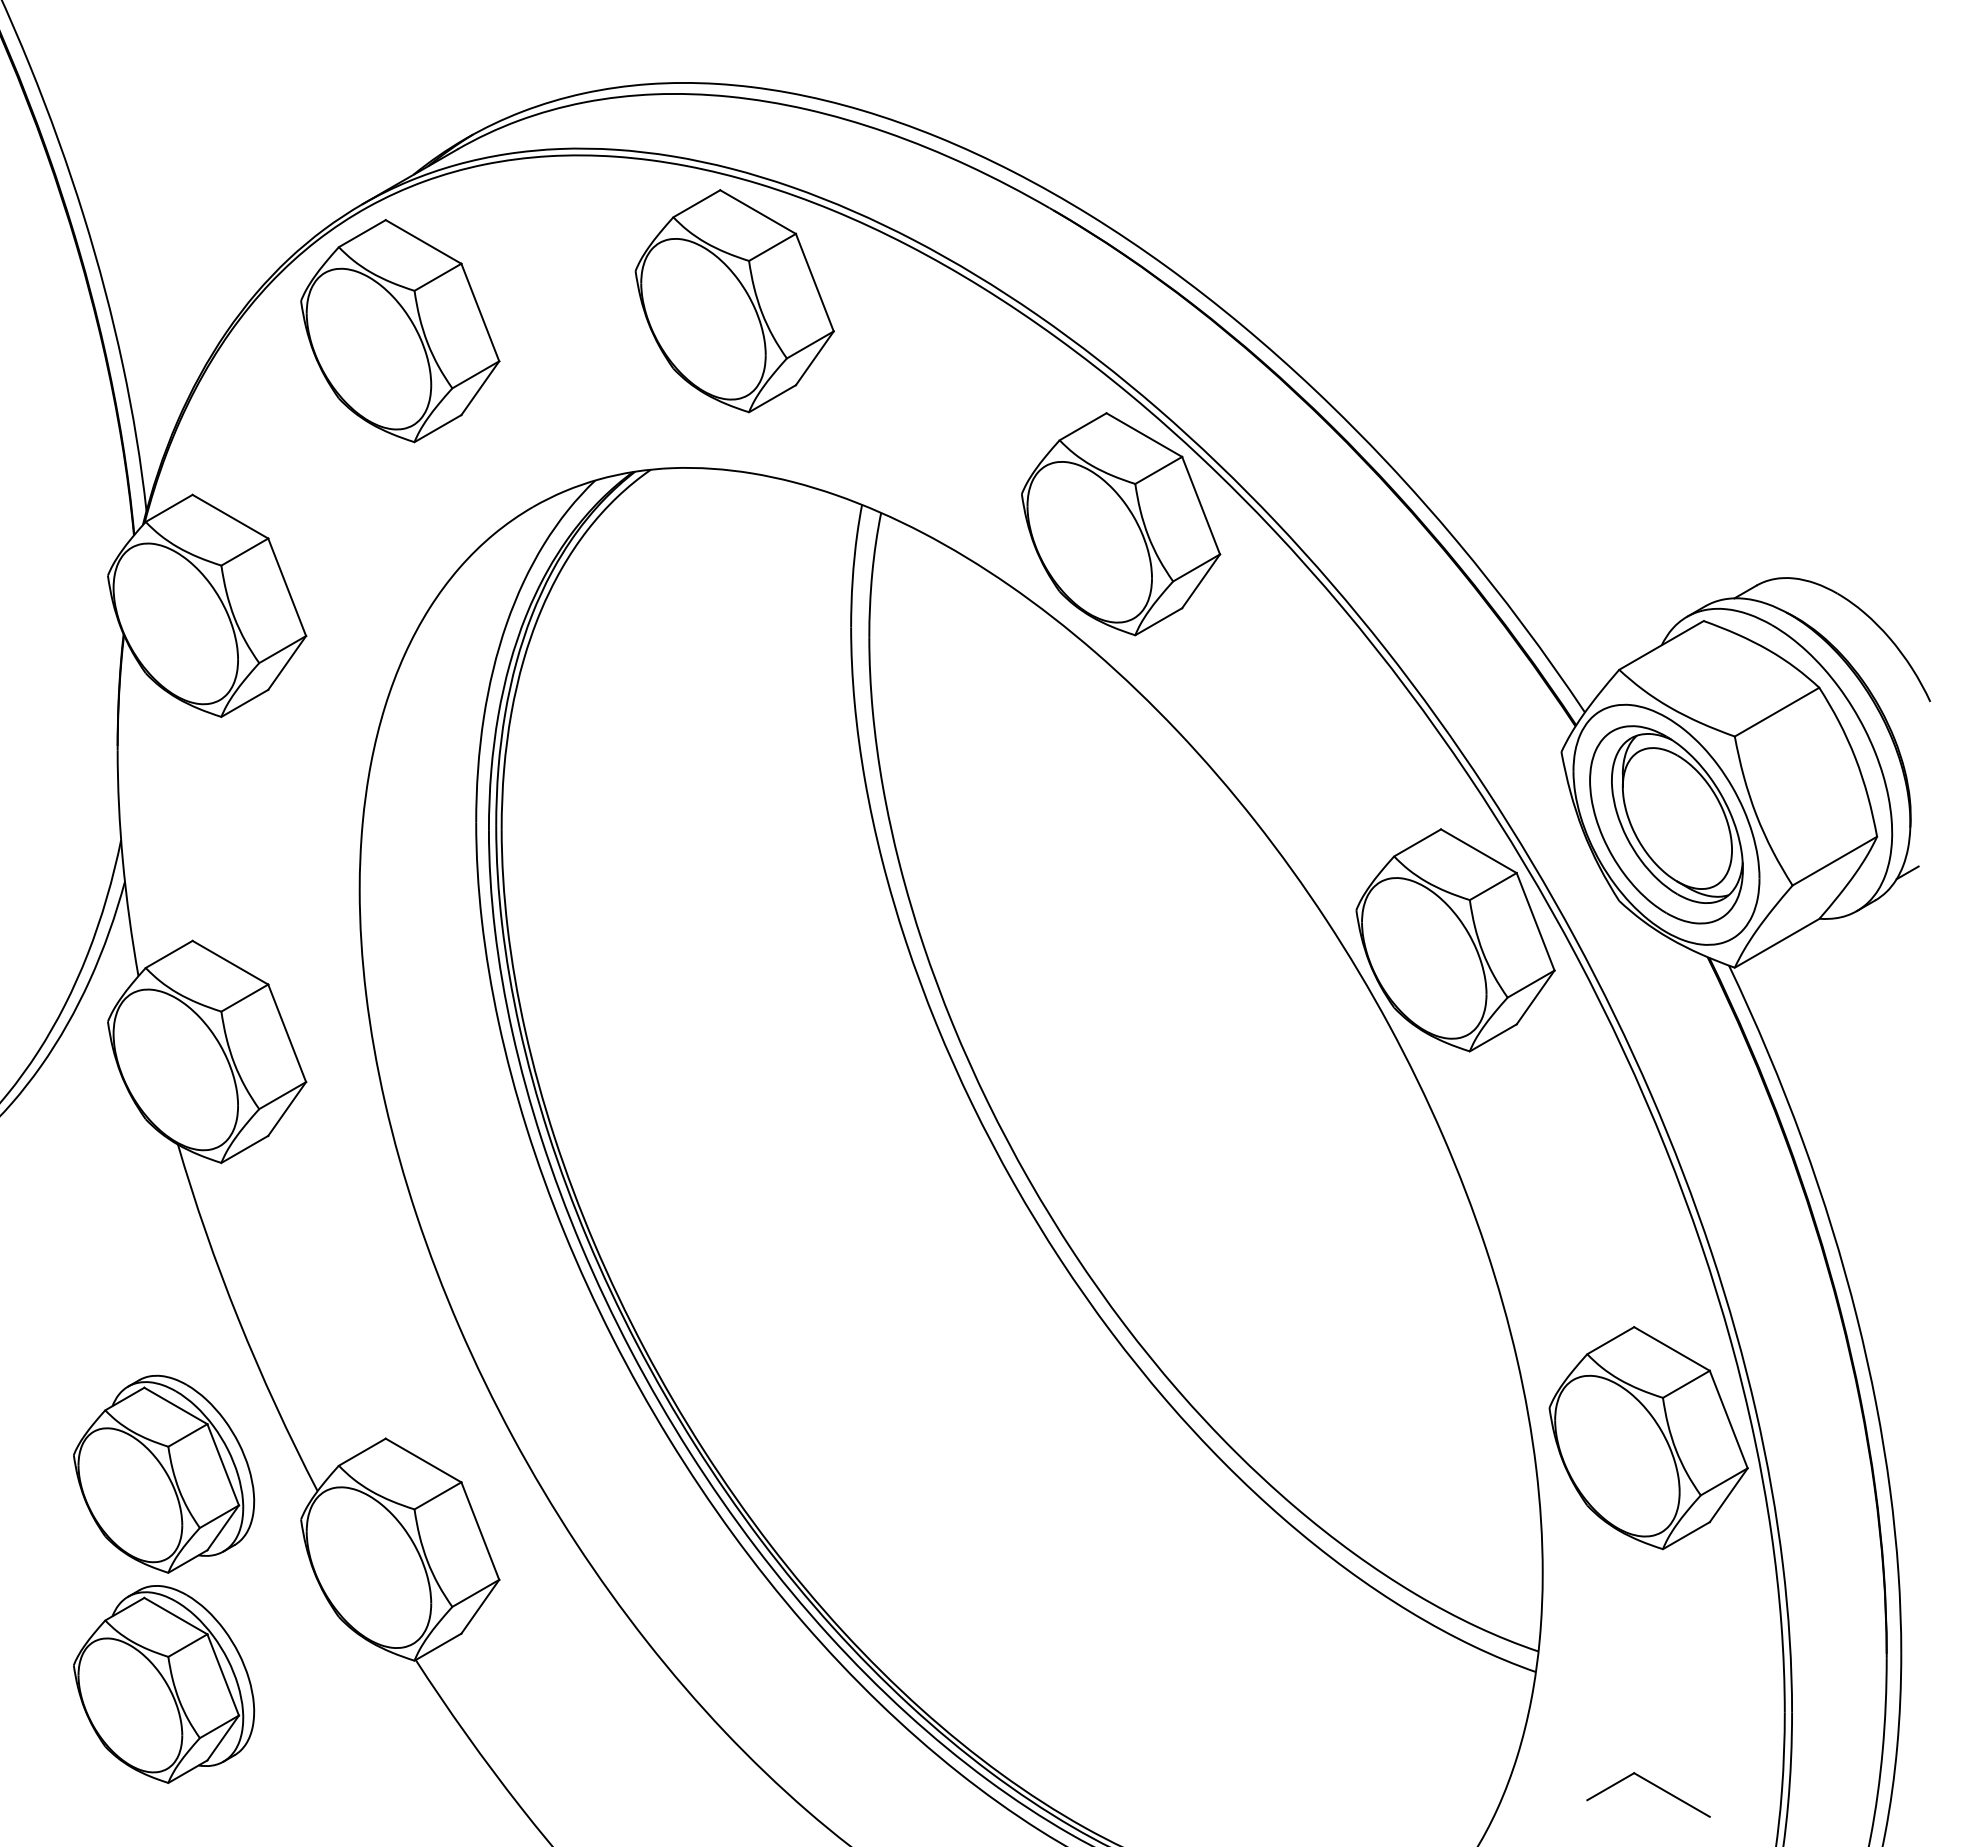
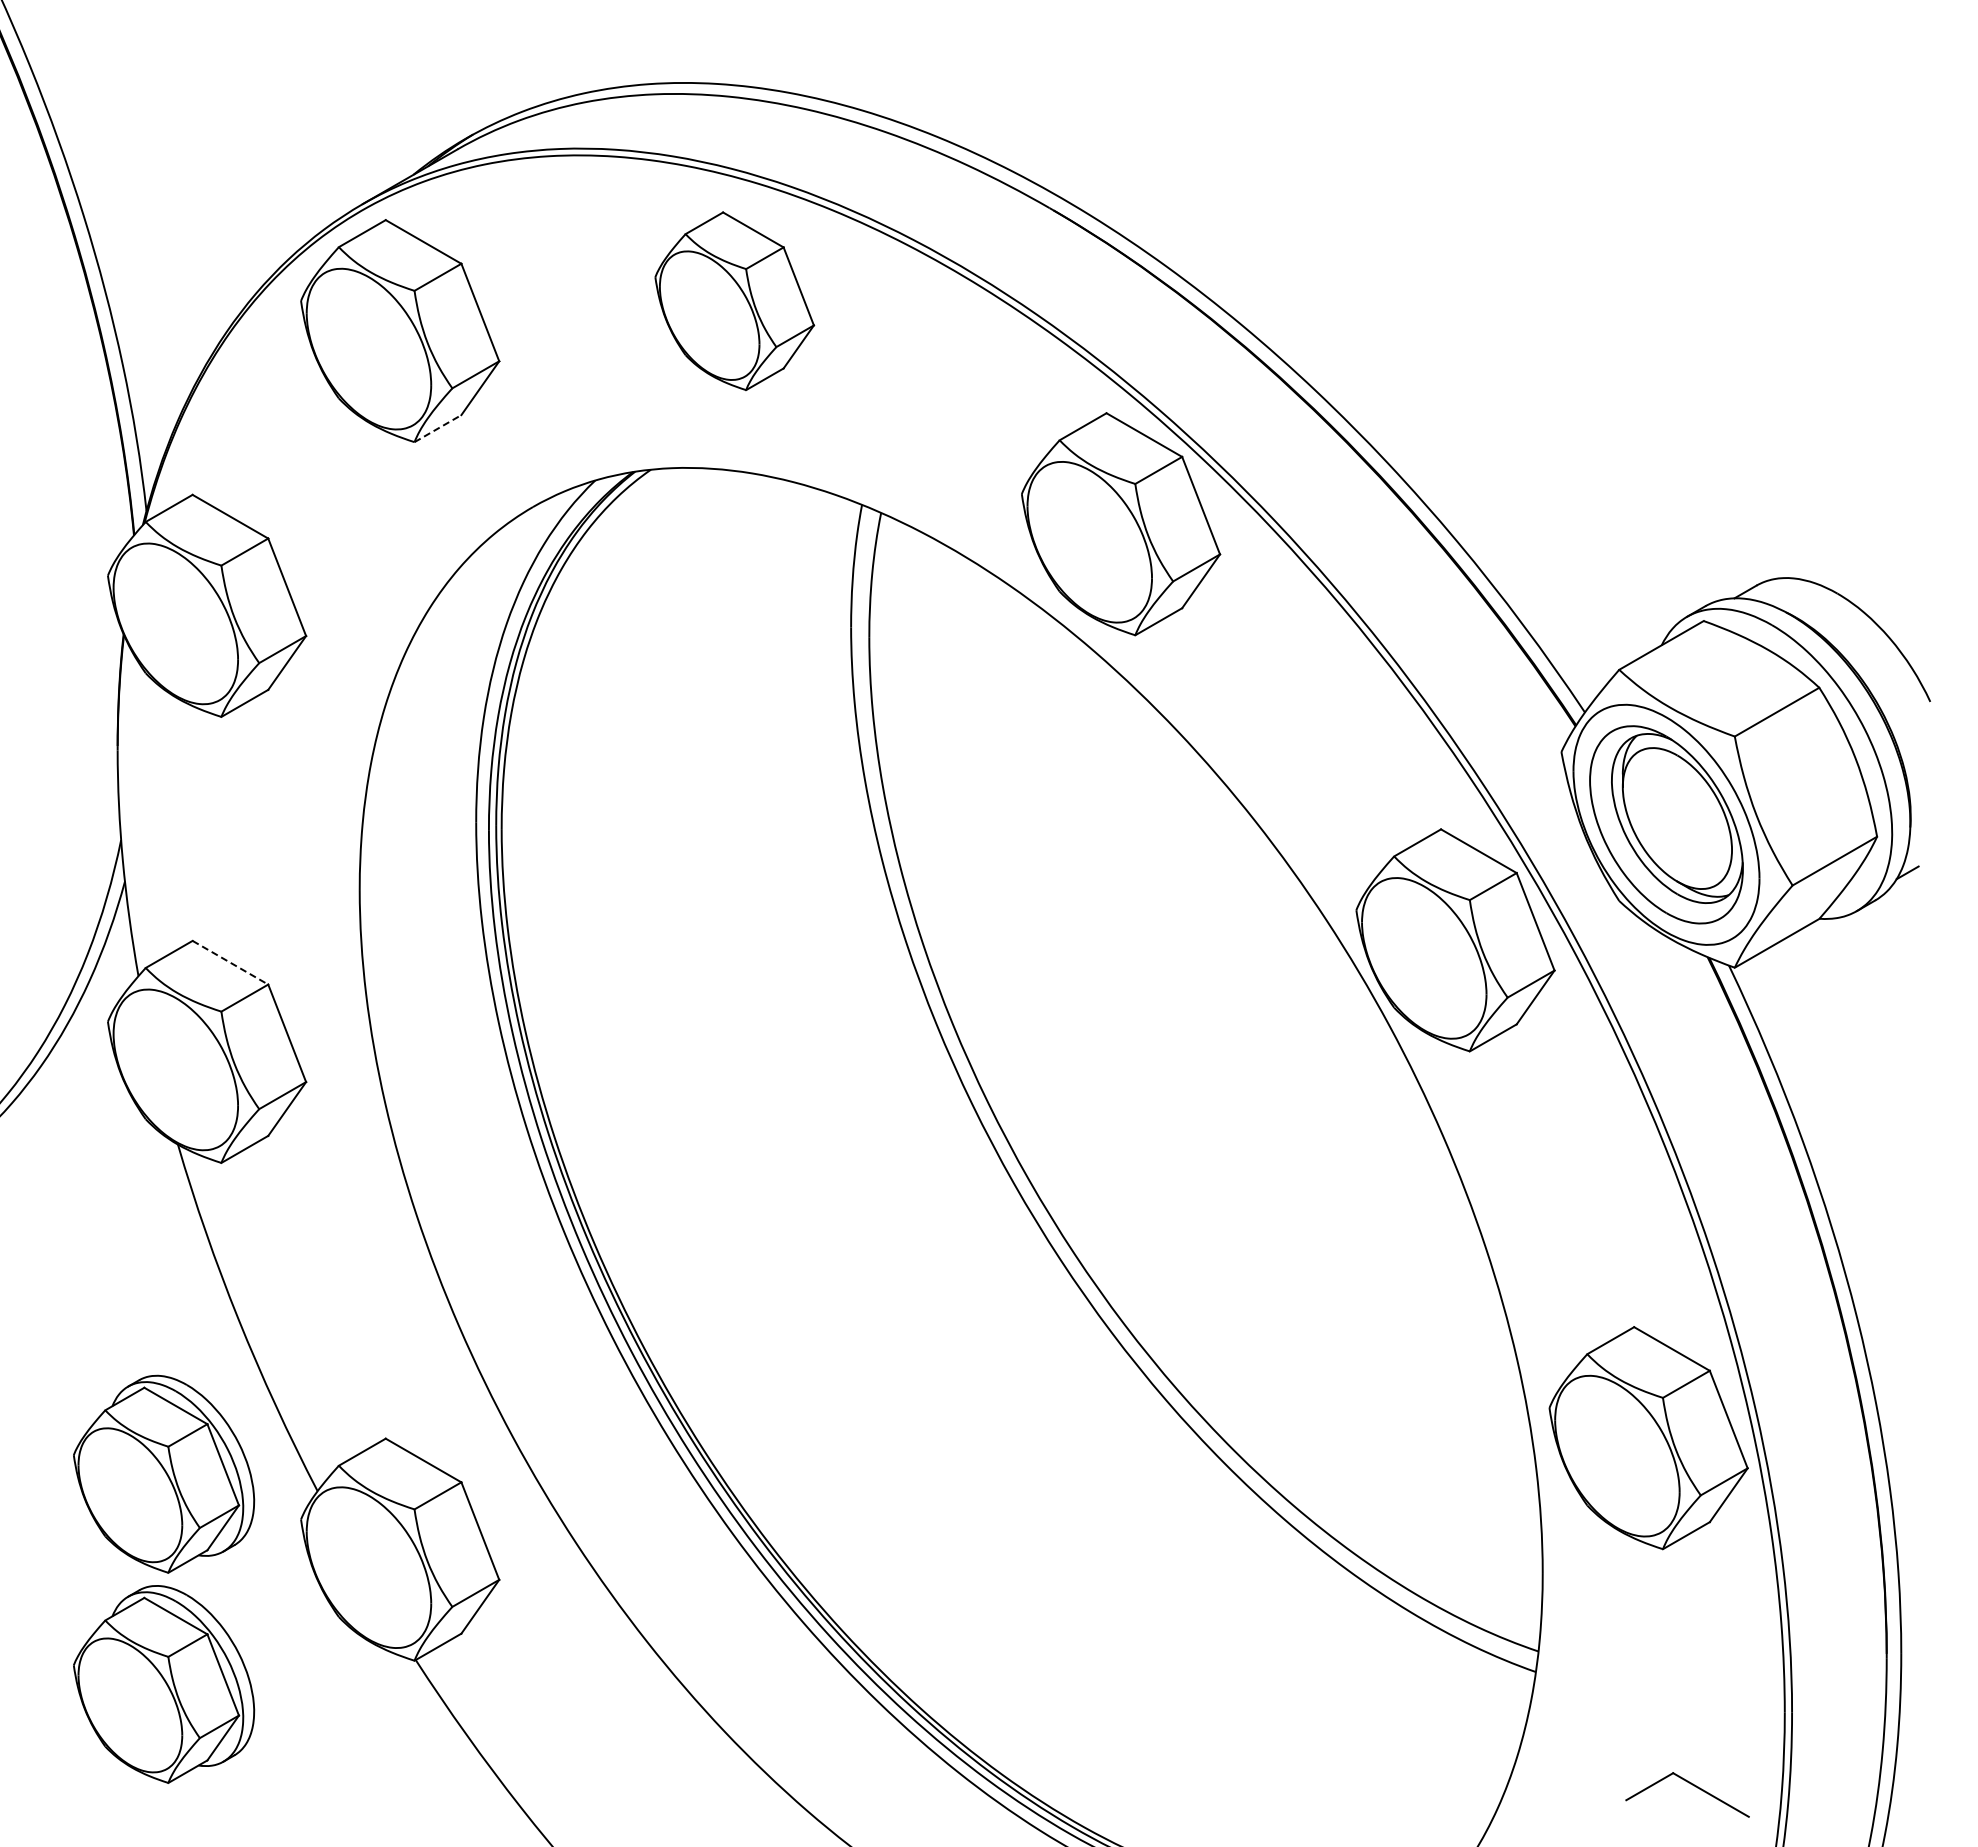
part size: 201x225 px -> 162x181 px (734, 301)
line: solid -> dashed (438, 428)
line: solid -> dashed (230, 962)
part position: (1653, 1785) -> (1692, 1785) (1692, 1785)
